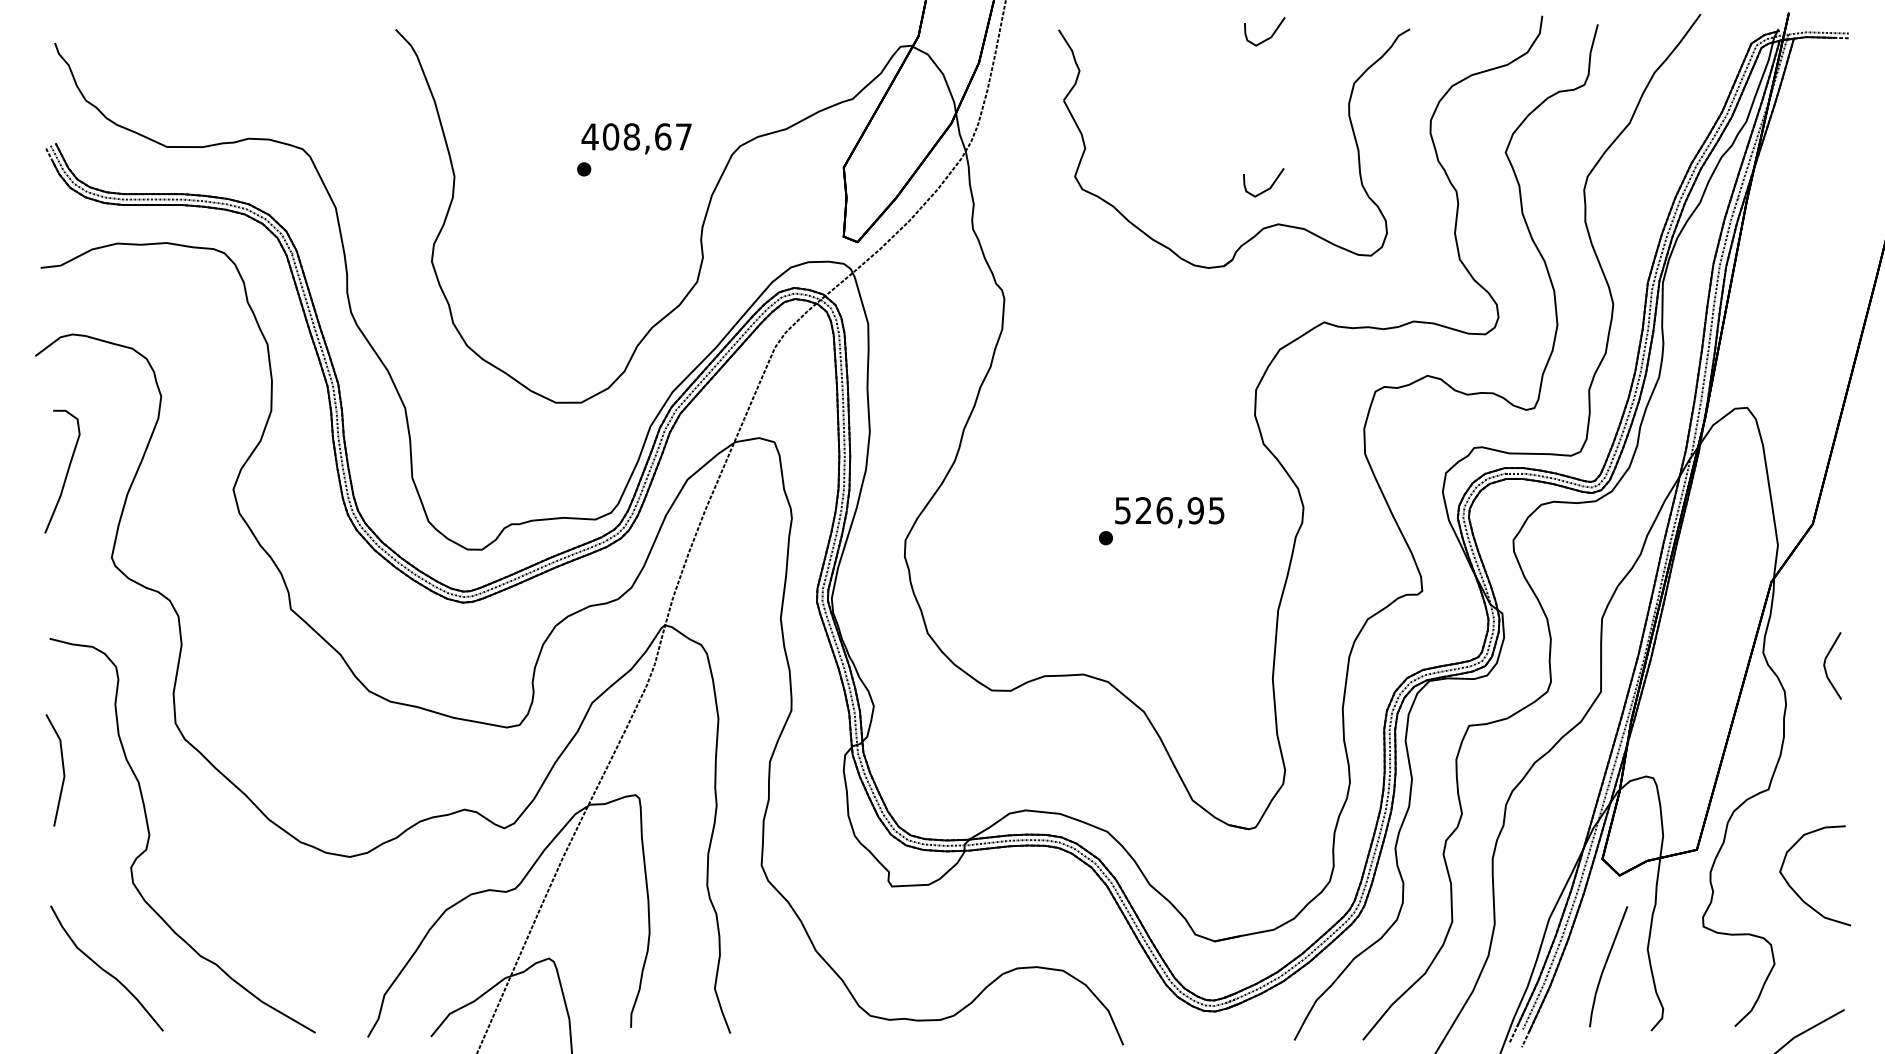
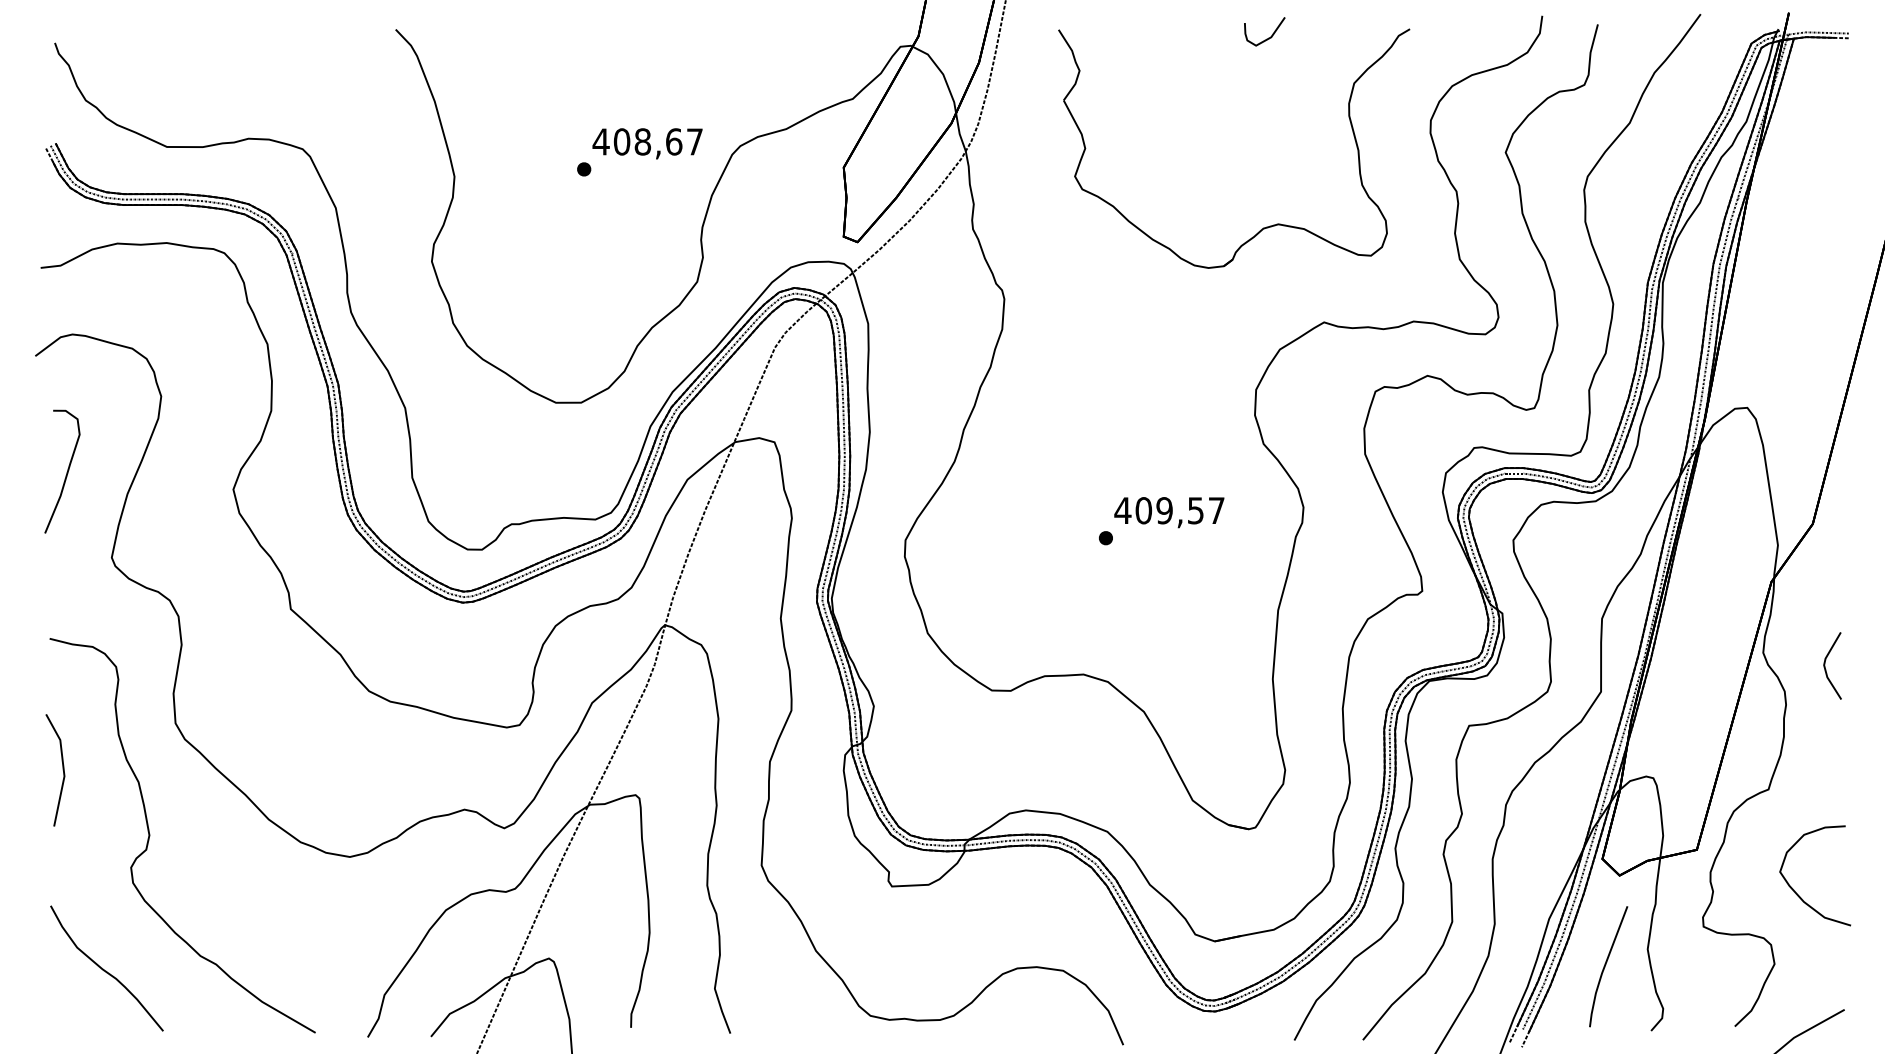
text position: (636, 138) -> (647, 143) (647, 143)
curve: present -> none (1267, 188)
text: 526,95 -> 409,57 (1169, 510)
